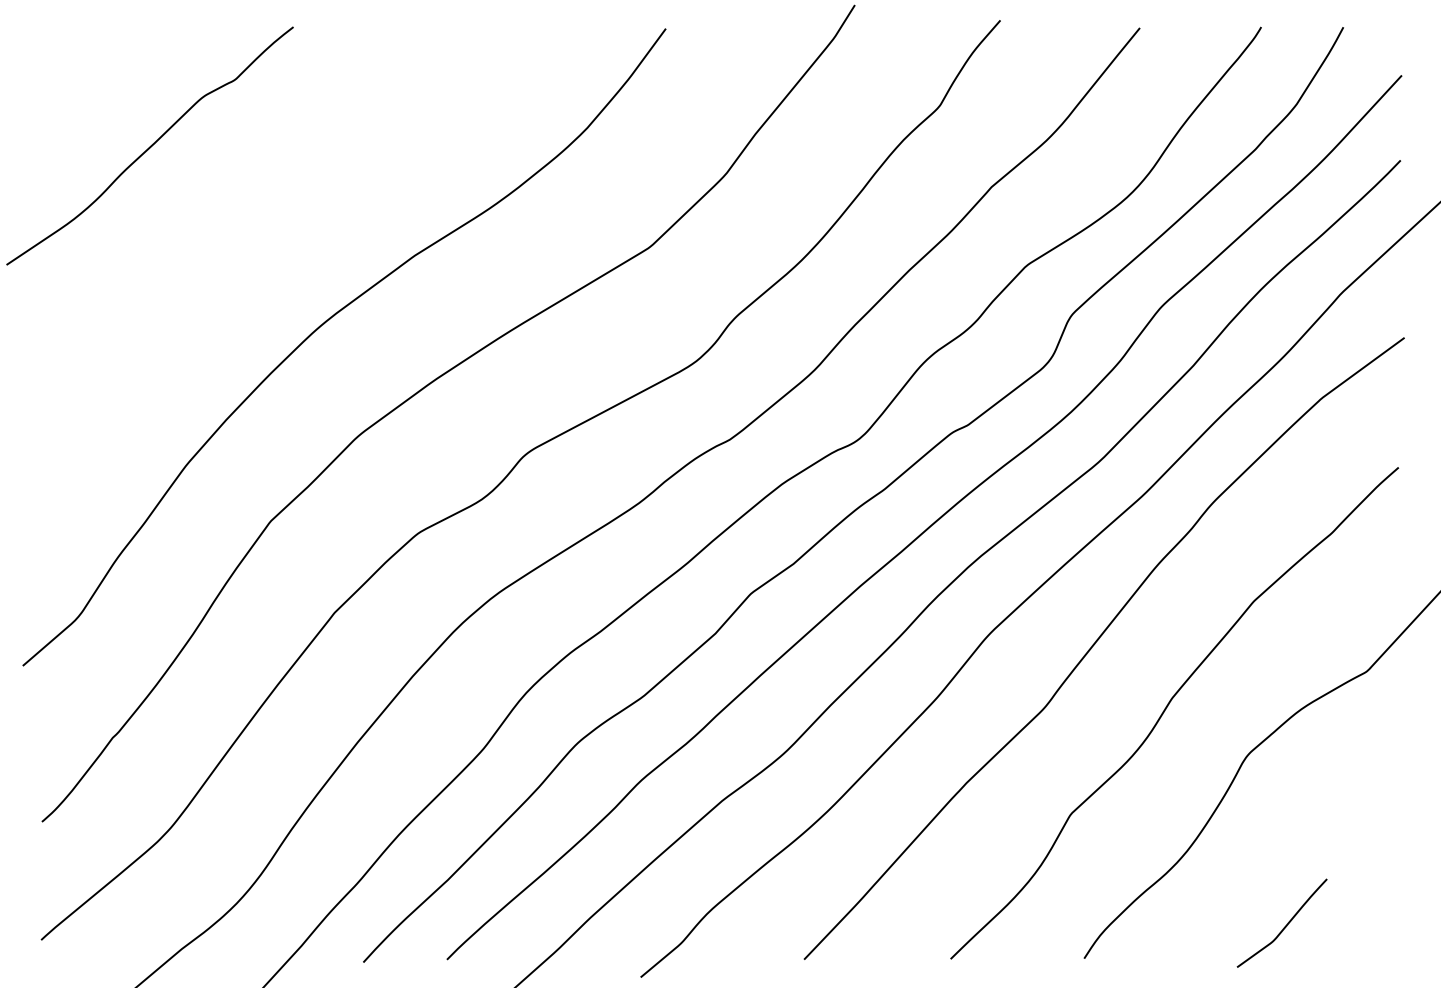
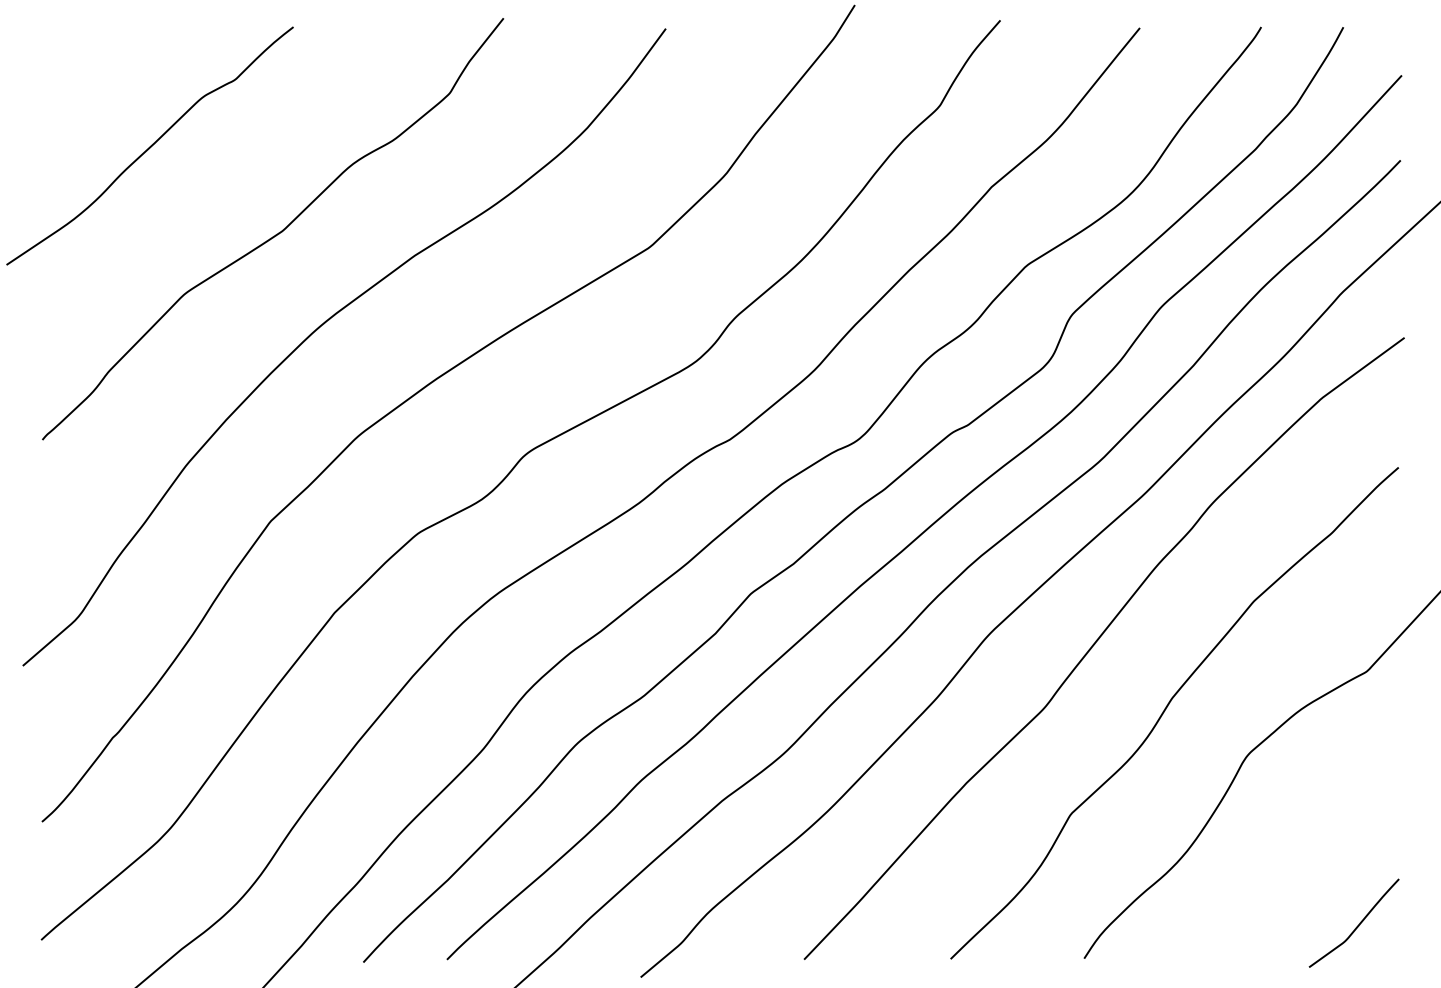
curve: none -> present (275, 234)
curve position: (1285, 925) -> (1357, 925) (1357, 925)
